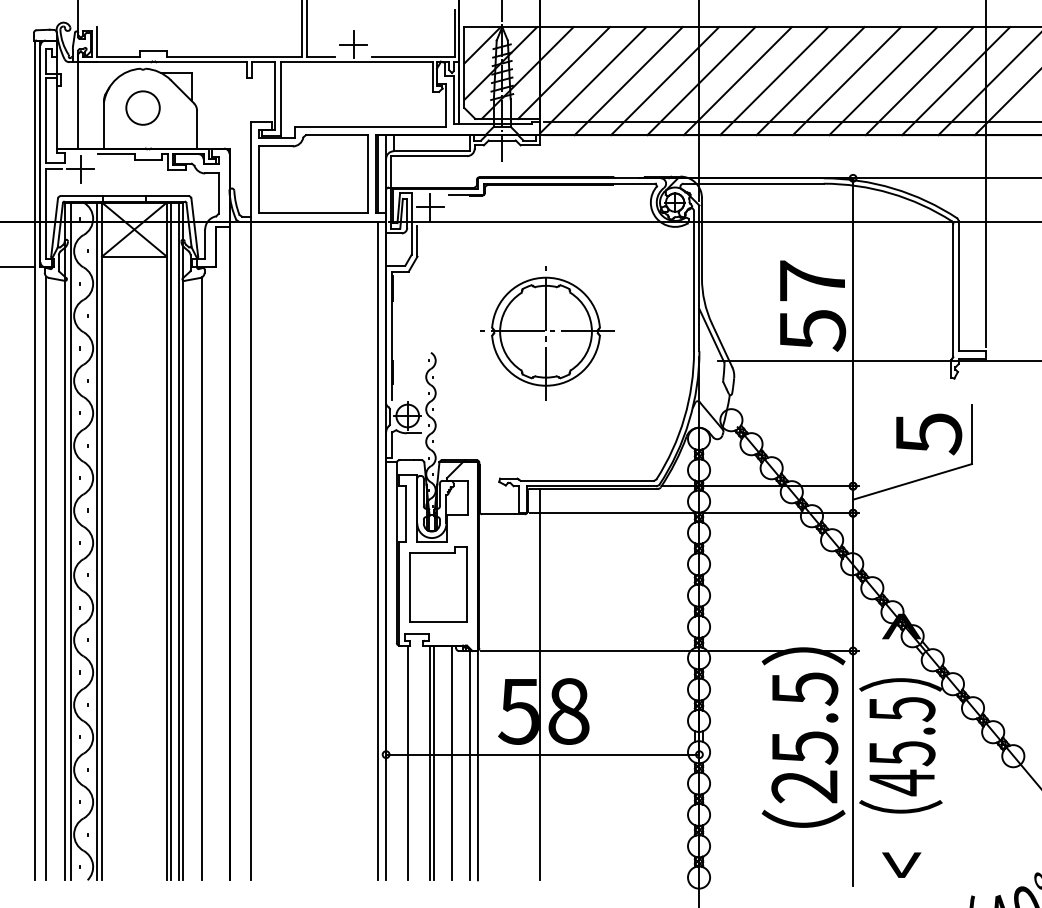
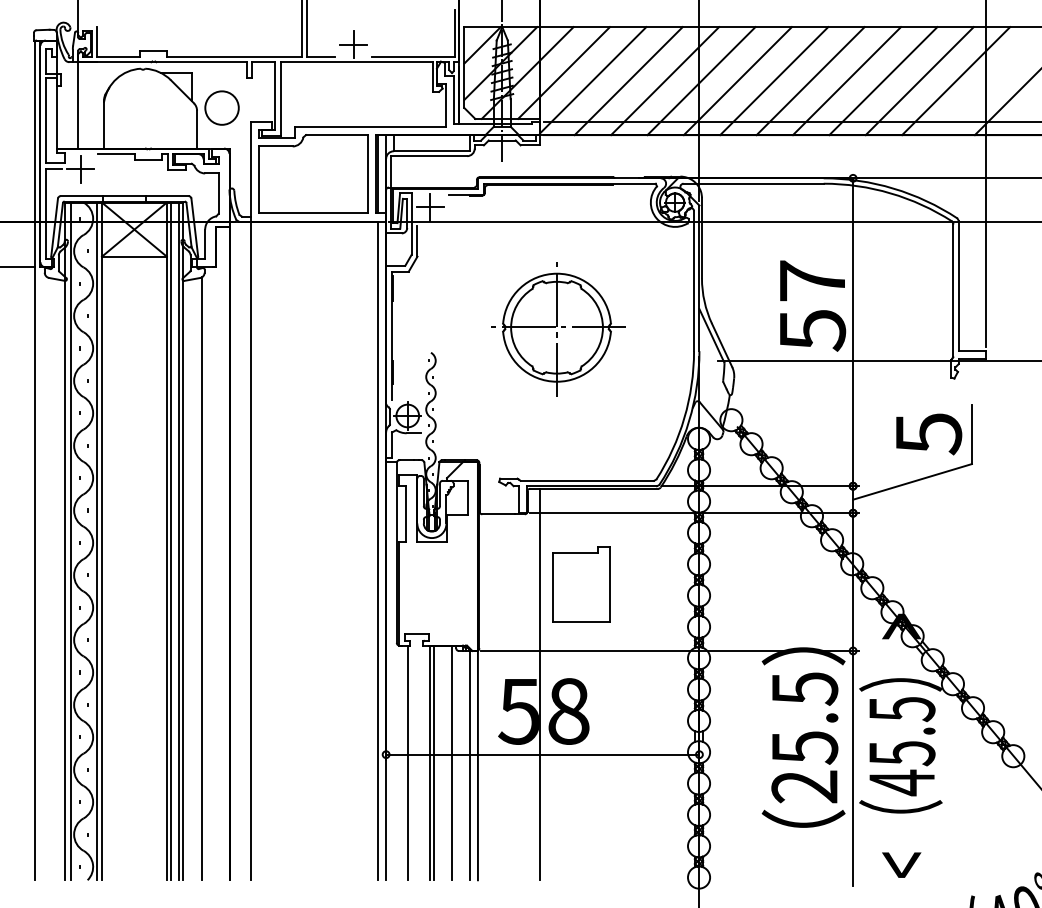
line: present -> none (988, 84)
circle position: (142, 107) -> (221, 107) (221, 107)
part position: (547, 333) -> (558, 329) (558, 329)
line: present -> none (46, 578)
part position: (438, 584) -> (581, 584) (581, 584)
